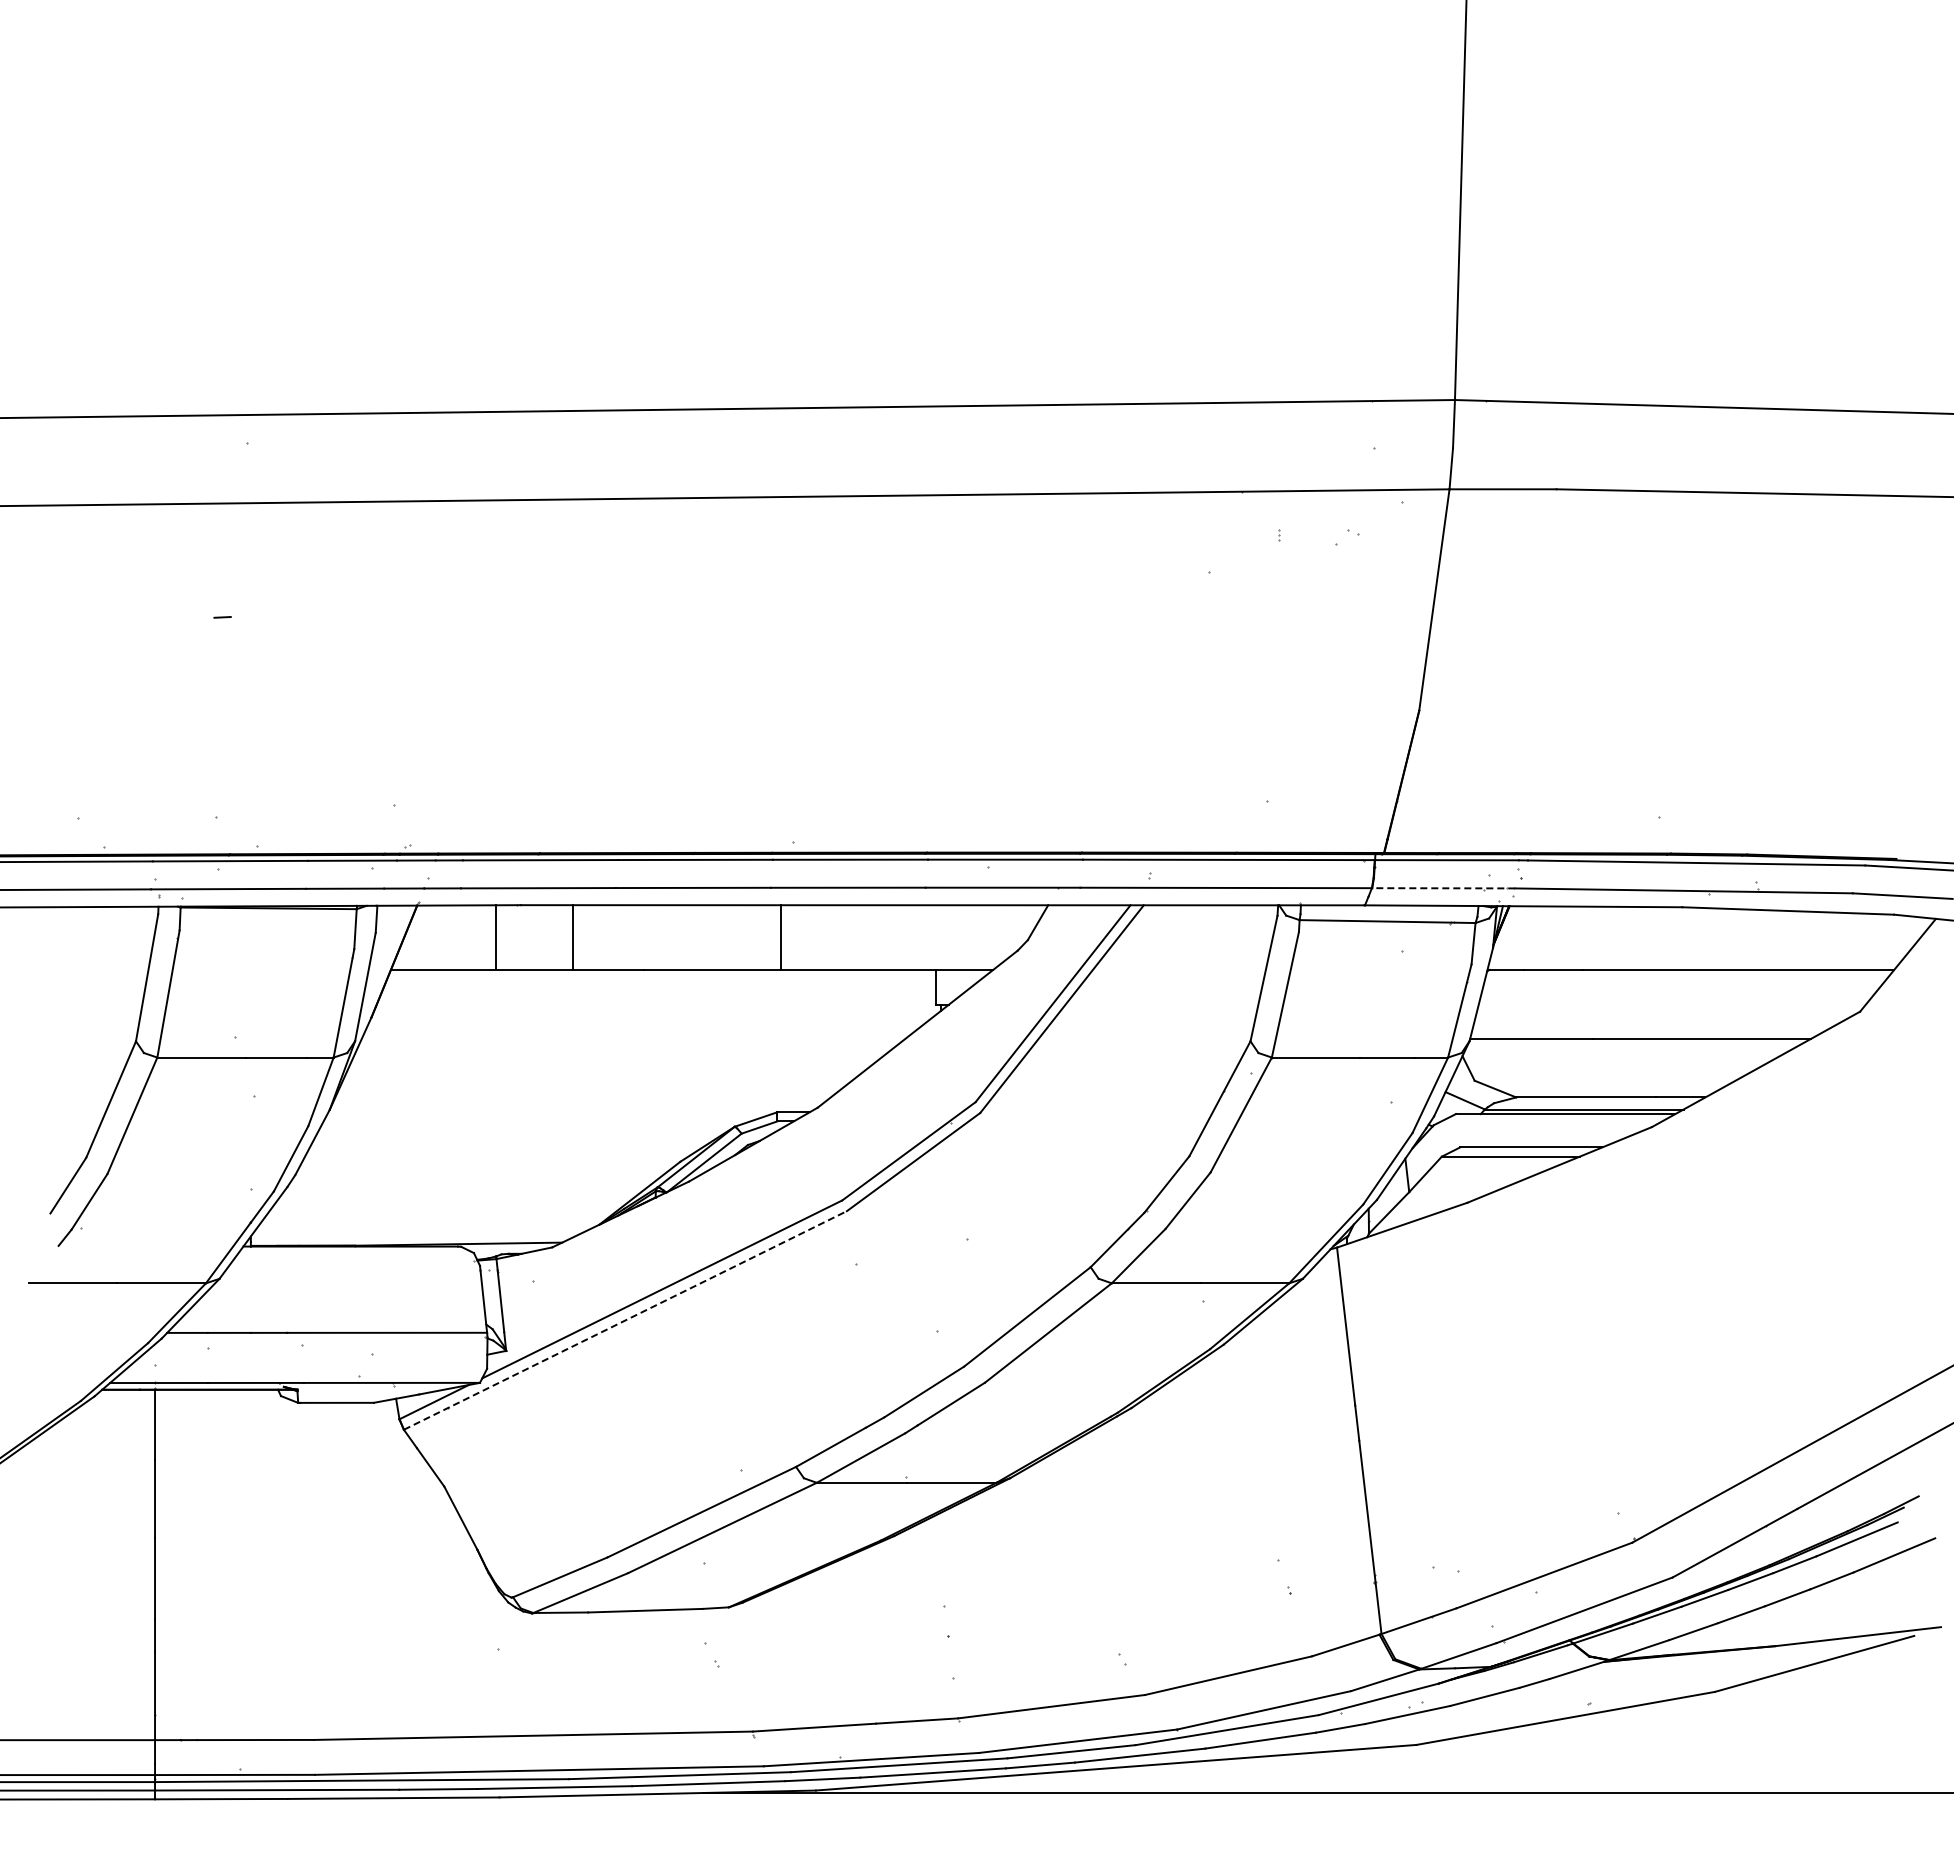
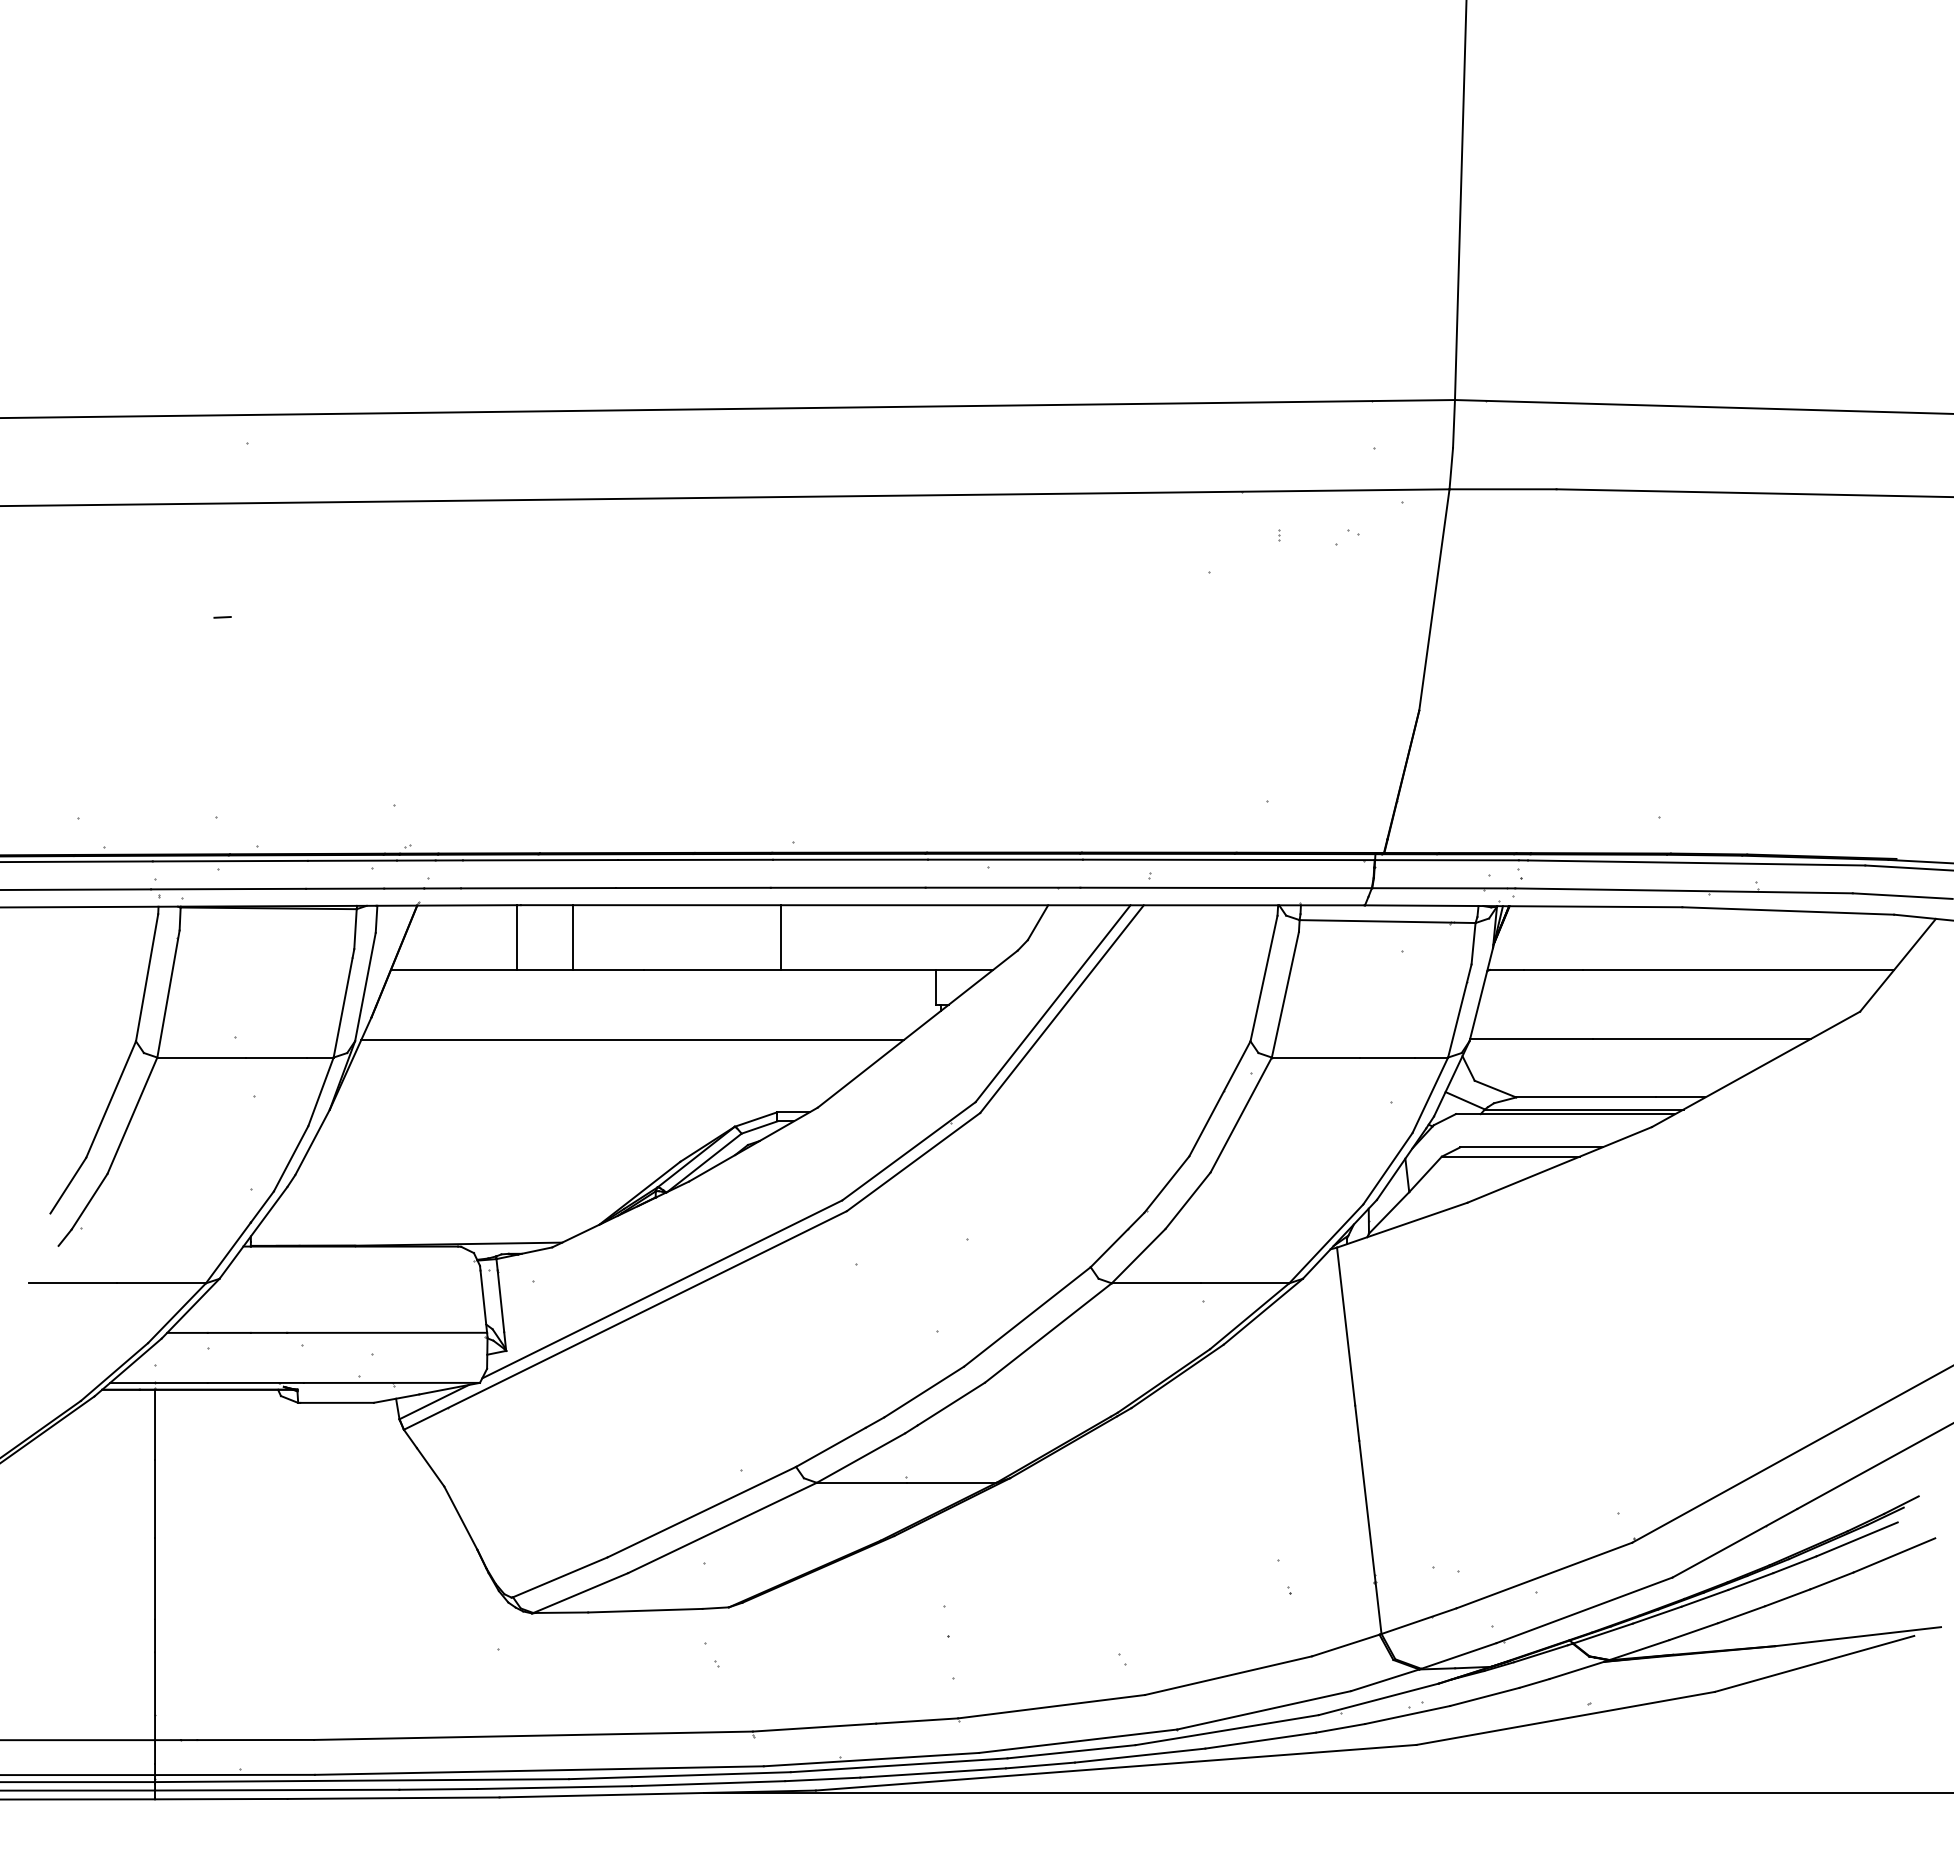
line: dashed -> solid (1443, 888)
line position: (495, 937) -> (516, 937) (516, 937)
line: none -> present (632, 1040)
line: dashed -> solid (625, 1320)
